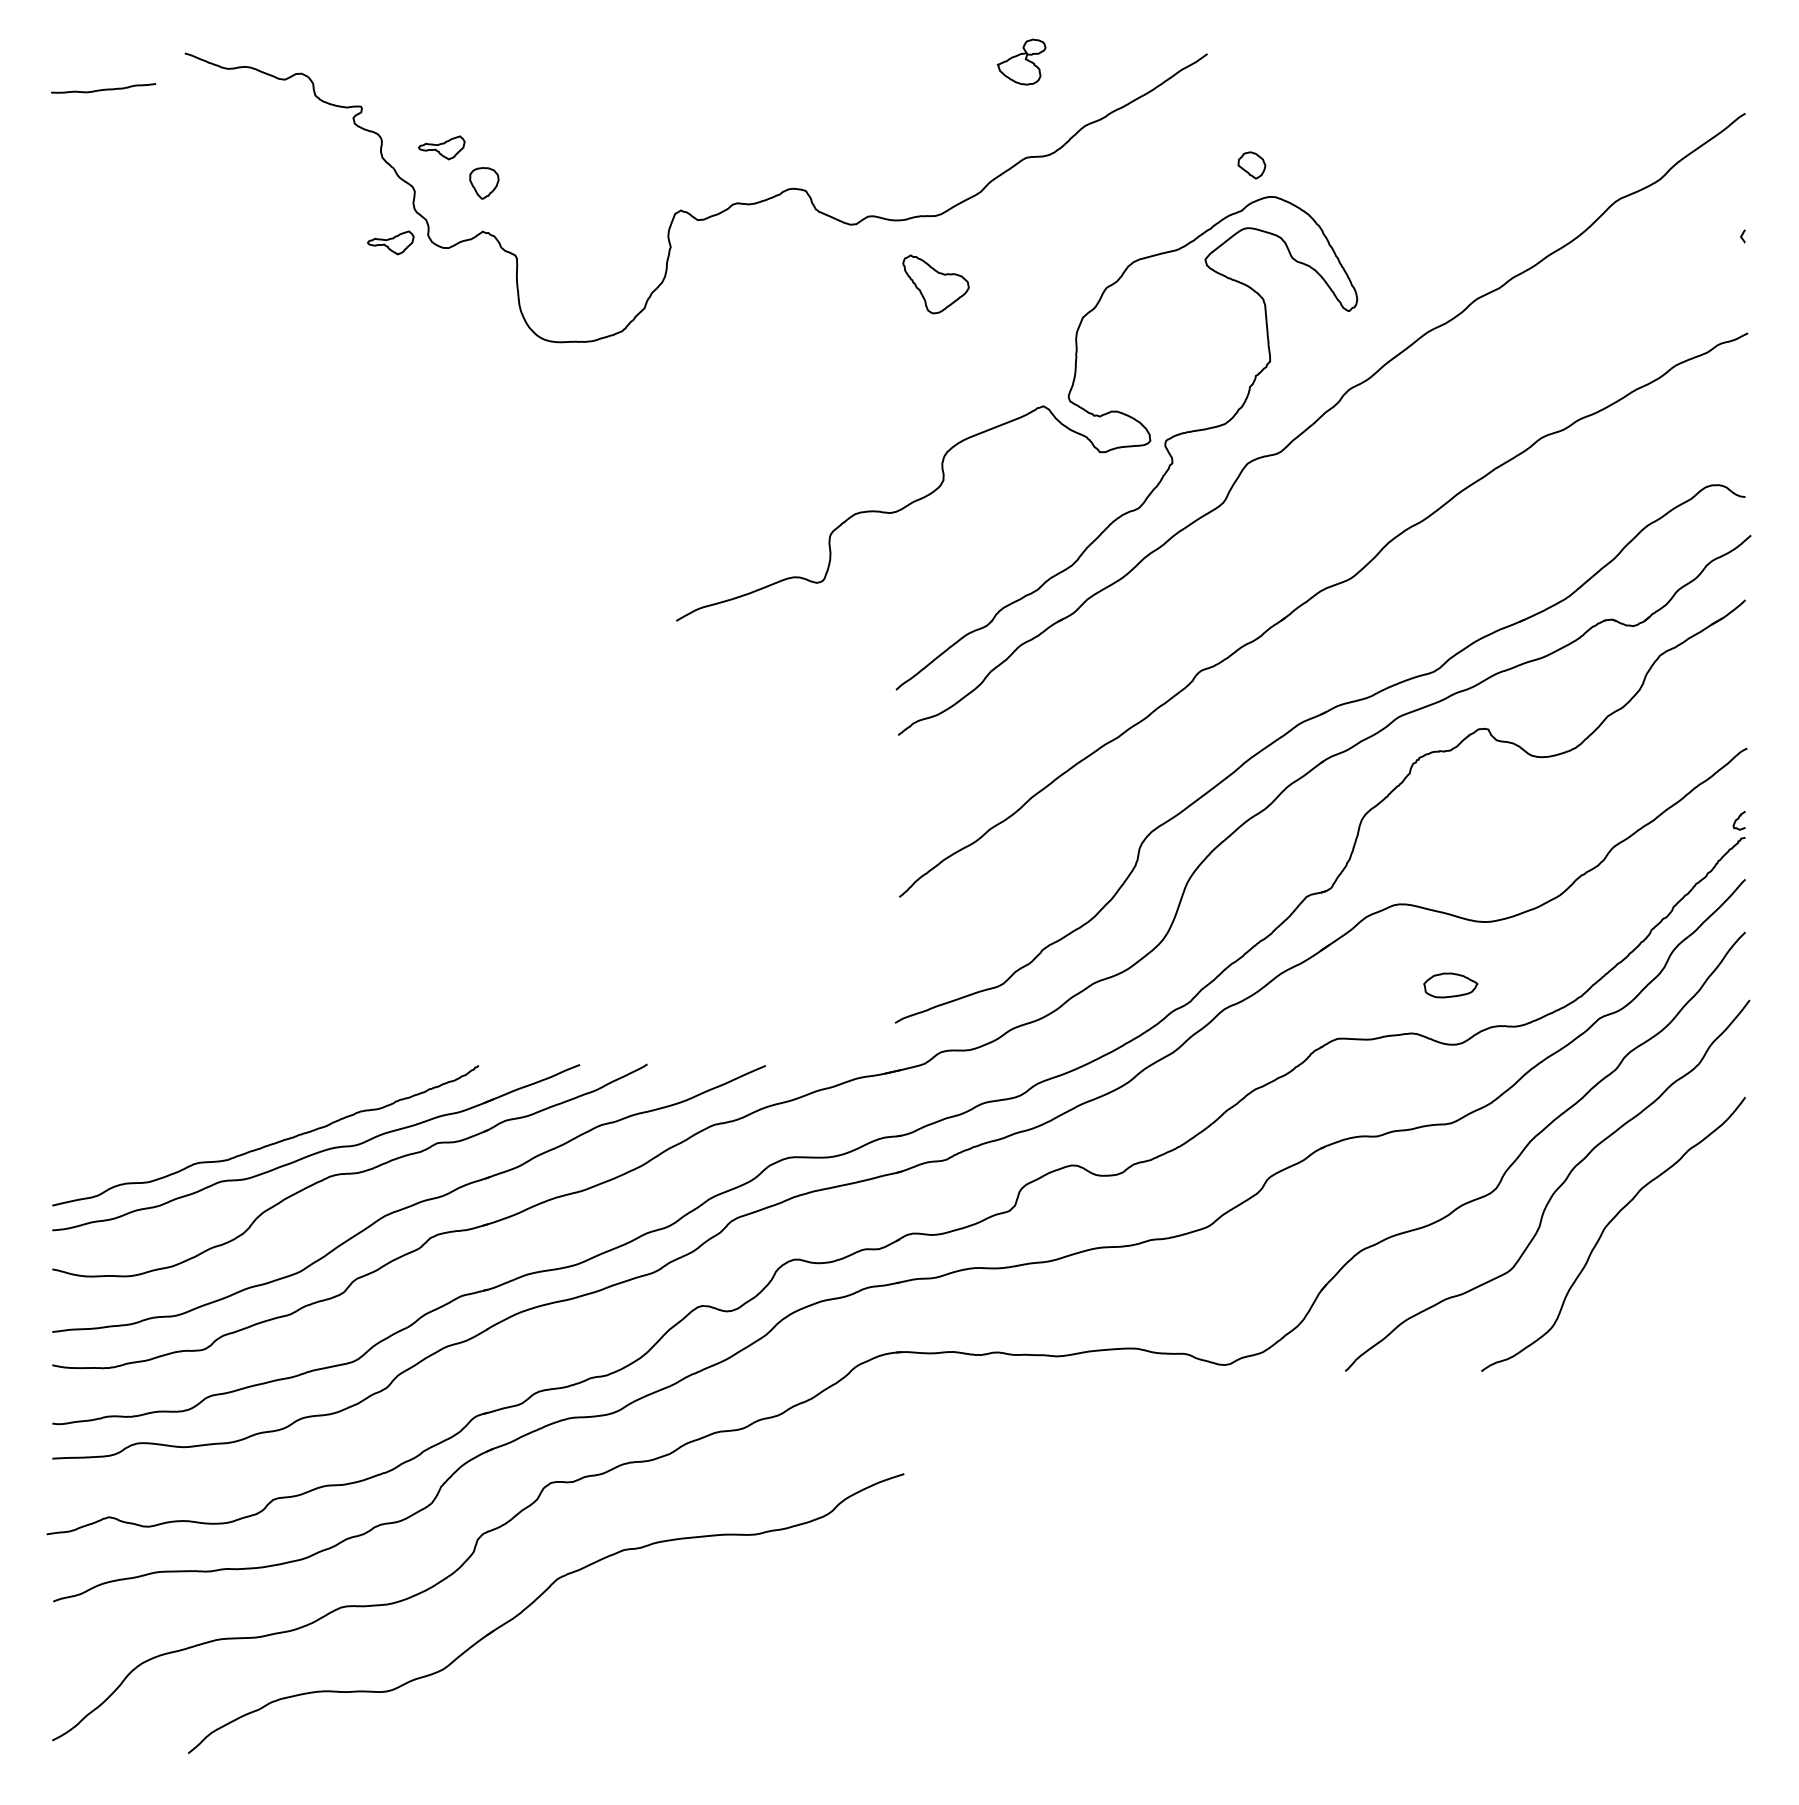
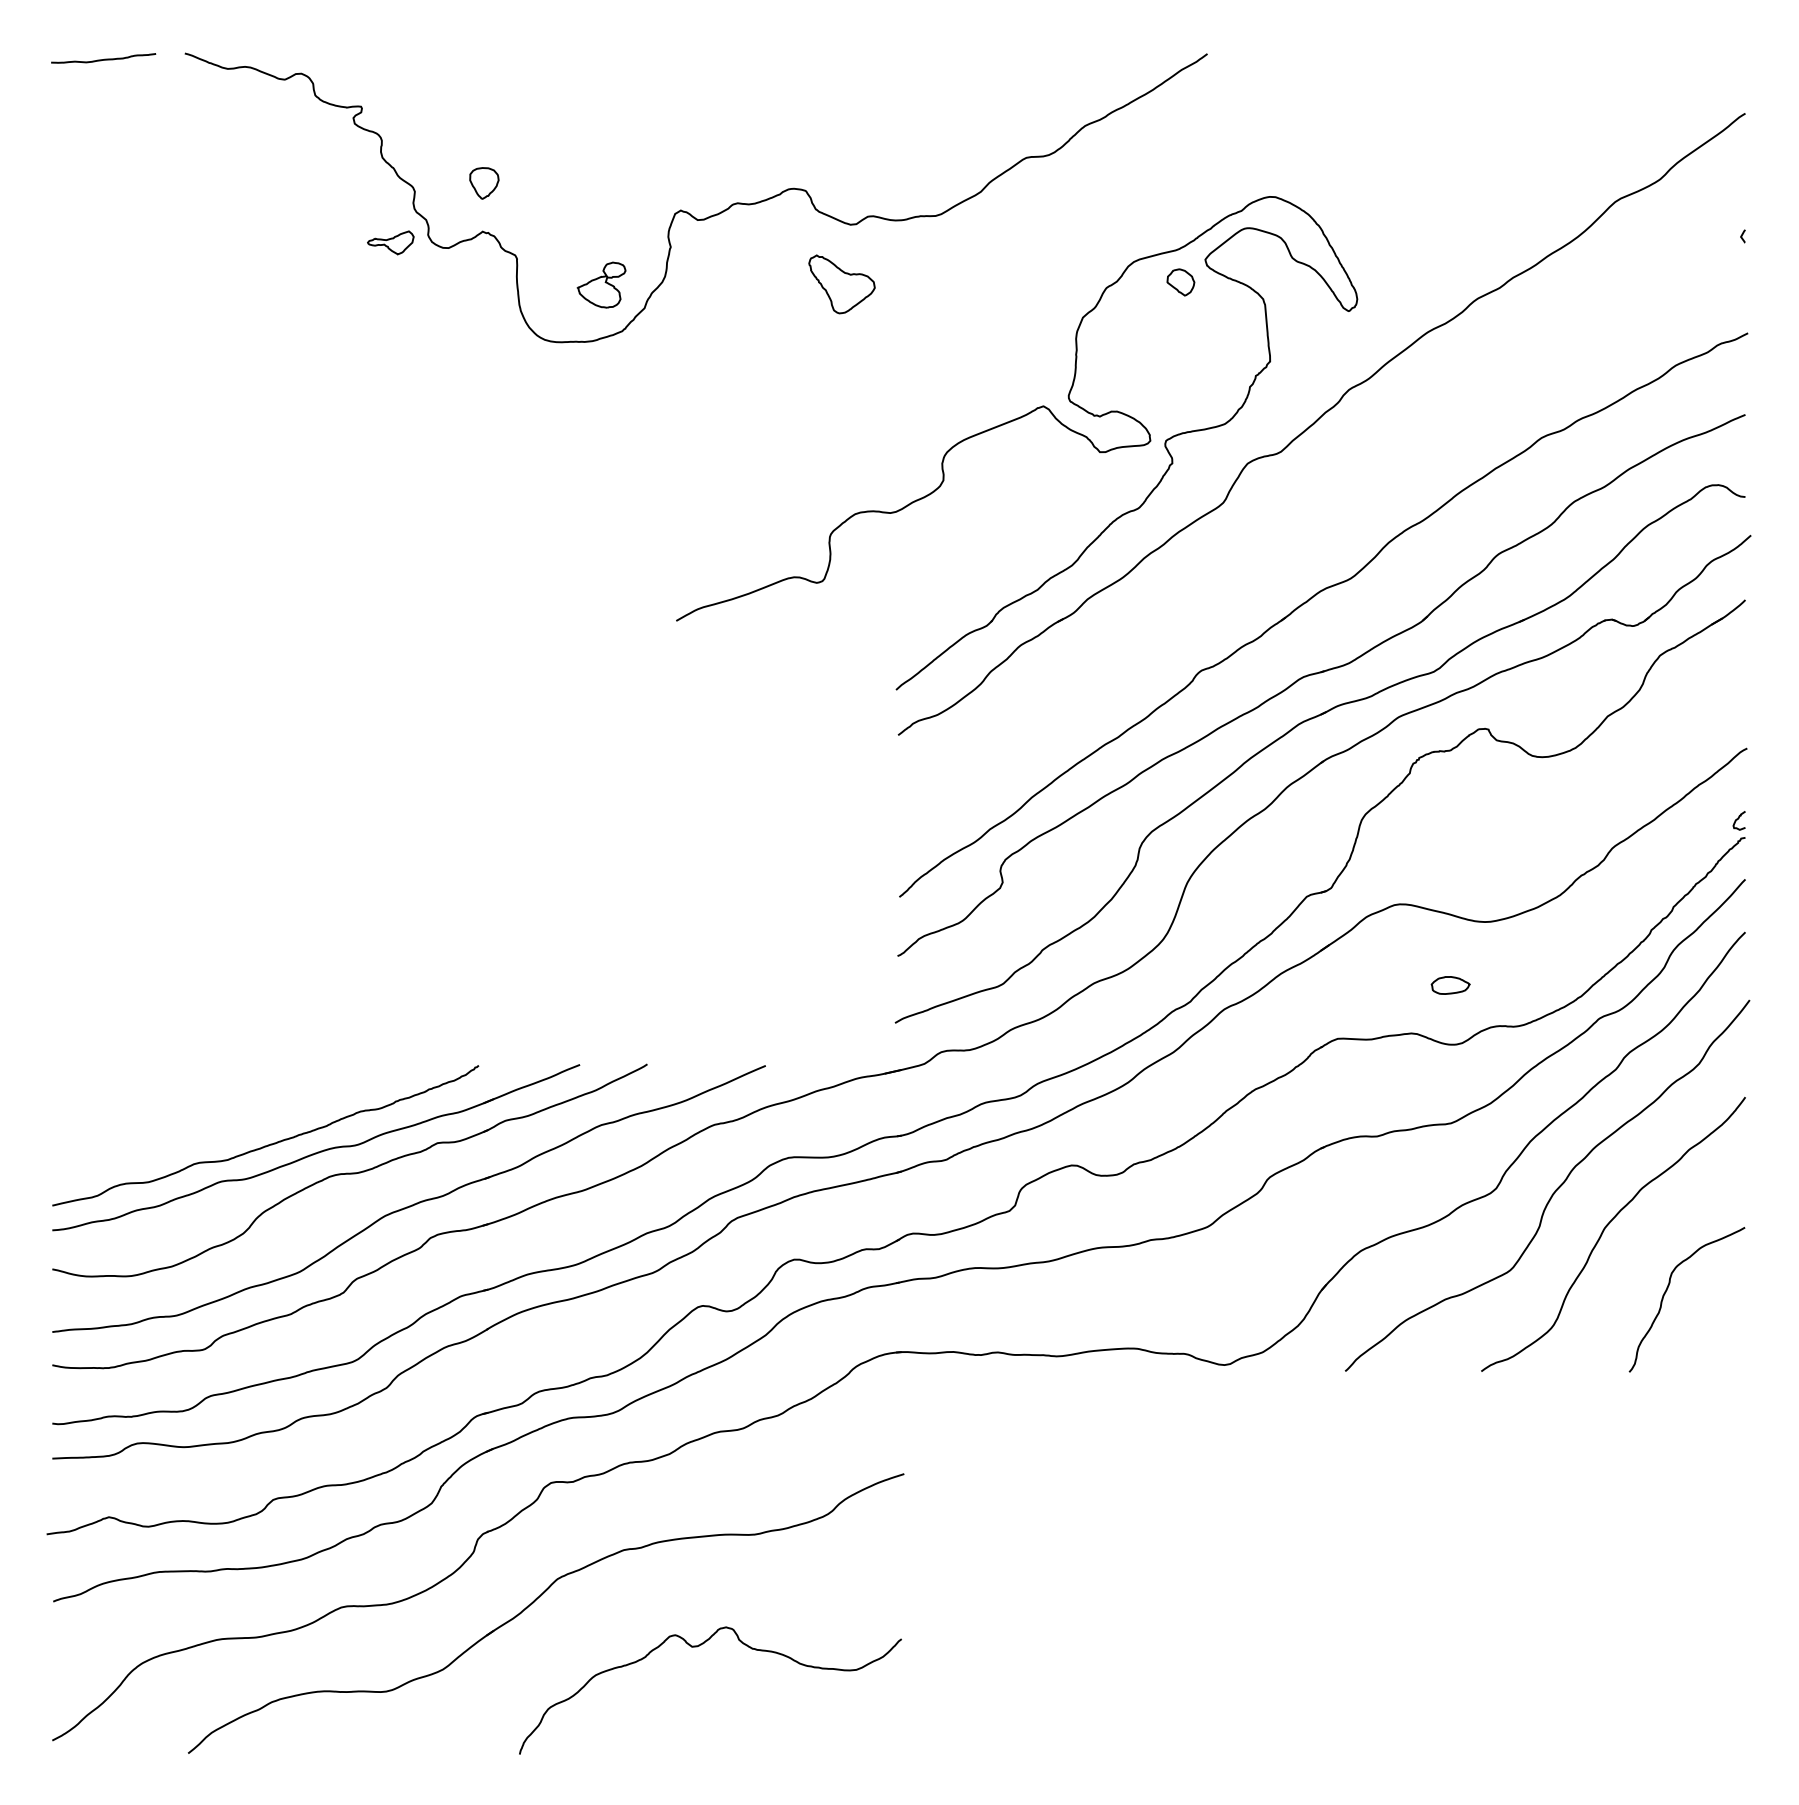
part position: (1021, 61) -> (601, 284) (601, 284)
curve position: (104, 88) -> (104, 58) (104, 58)
part: present -> none (441, 147)
part position: (1251, 165) -> (1180, 282) (1180, 282)
part position: (935, 284) -> (841, 284) (841, 284)
part: none -> present (1317, 674)
part size: 56x27 px -> 41x19 px (1450, 985)
curve: none -> present (1667, 1290)
curve: none -> present (697, 1647)
